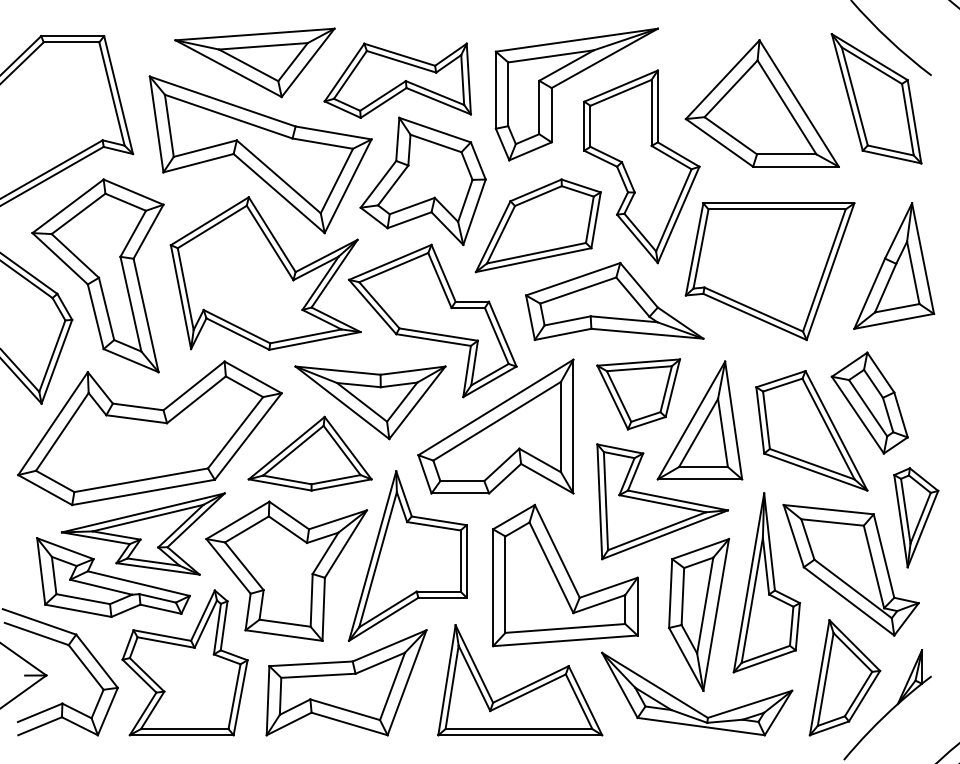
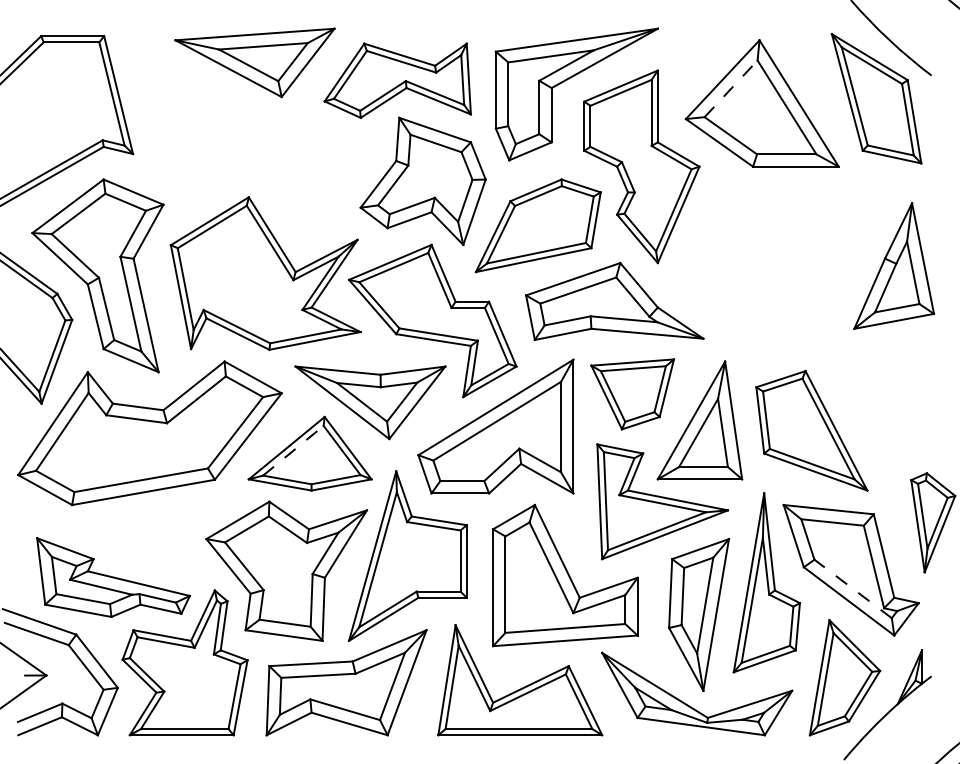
line: solid -> dashed (731, 88)
part: present -> none (260, 154)
part: present -> none (769, 271)
part position: (638, 394) -> (632, 394) (632, 394)
part: present -> none (869, 402)
line: solid -> dashed (293, 450)
part position: (916, 517) -> (933, 522) (933, 522)
part: present -> none (143, 533)
line: solid -> dashed (853, 588)
